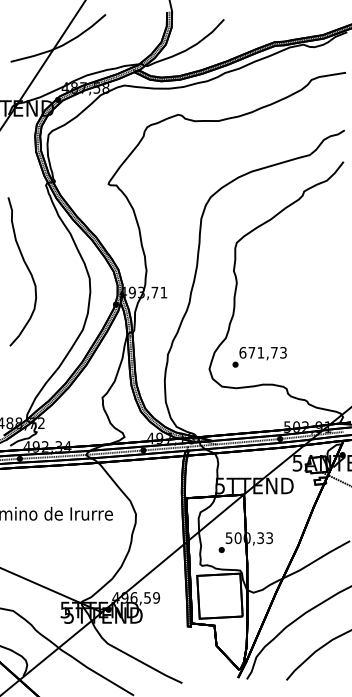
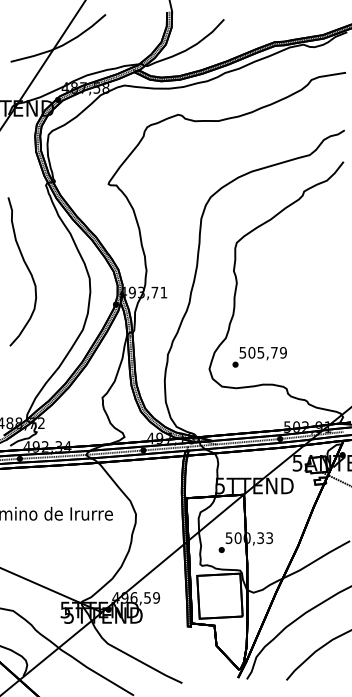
text: 671,73 -> 505,79 (262, 352)
